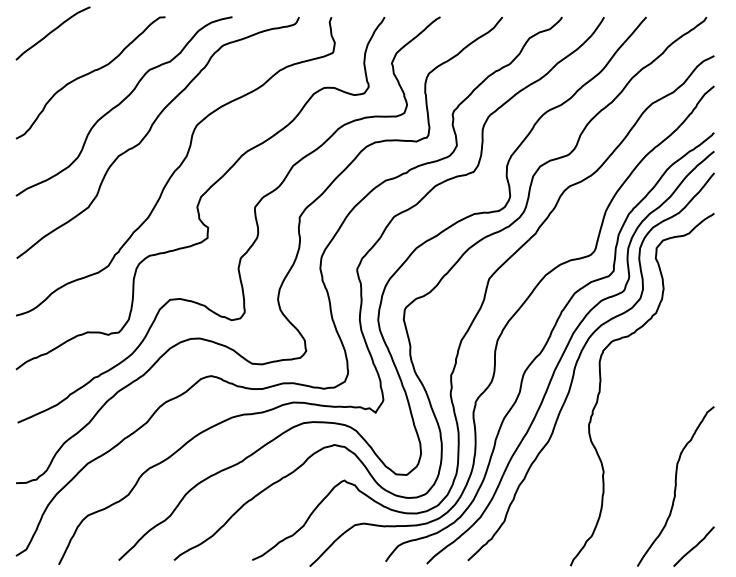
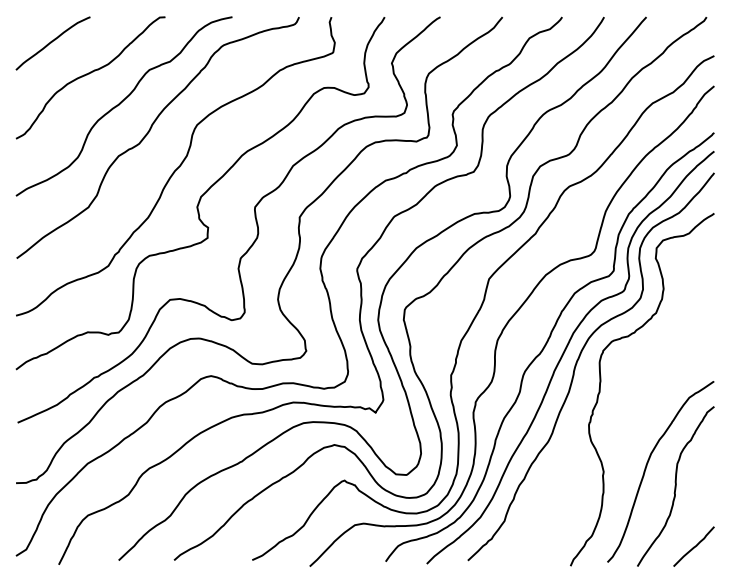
curve position: (52, 32) -> (52, 42) (52, 42)
curve: none -> present (647, 466)
